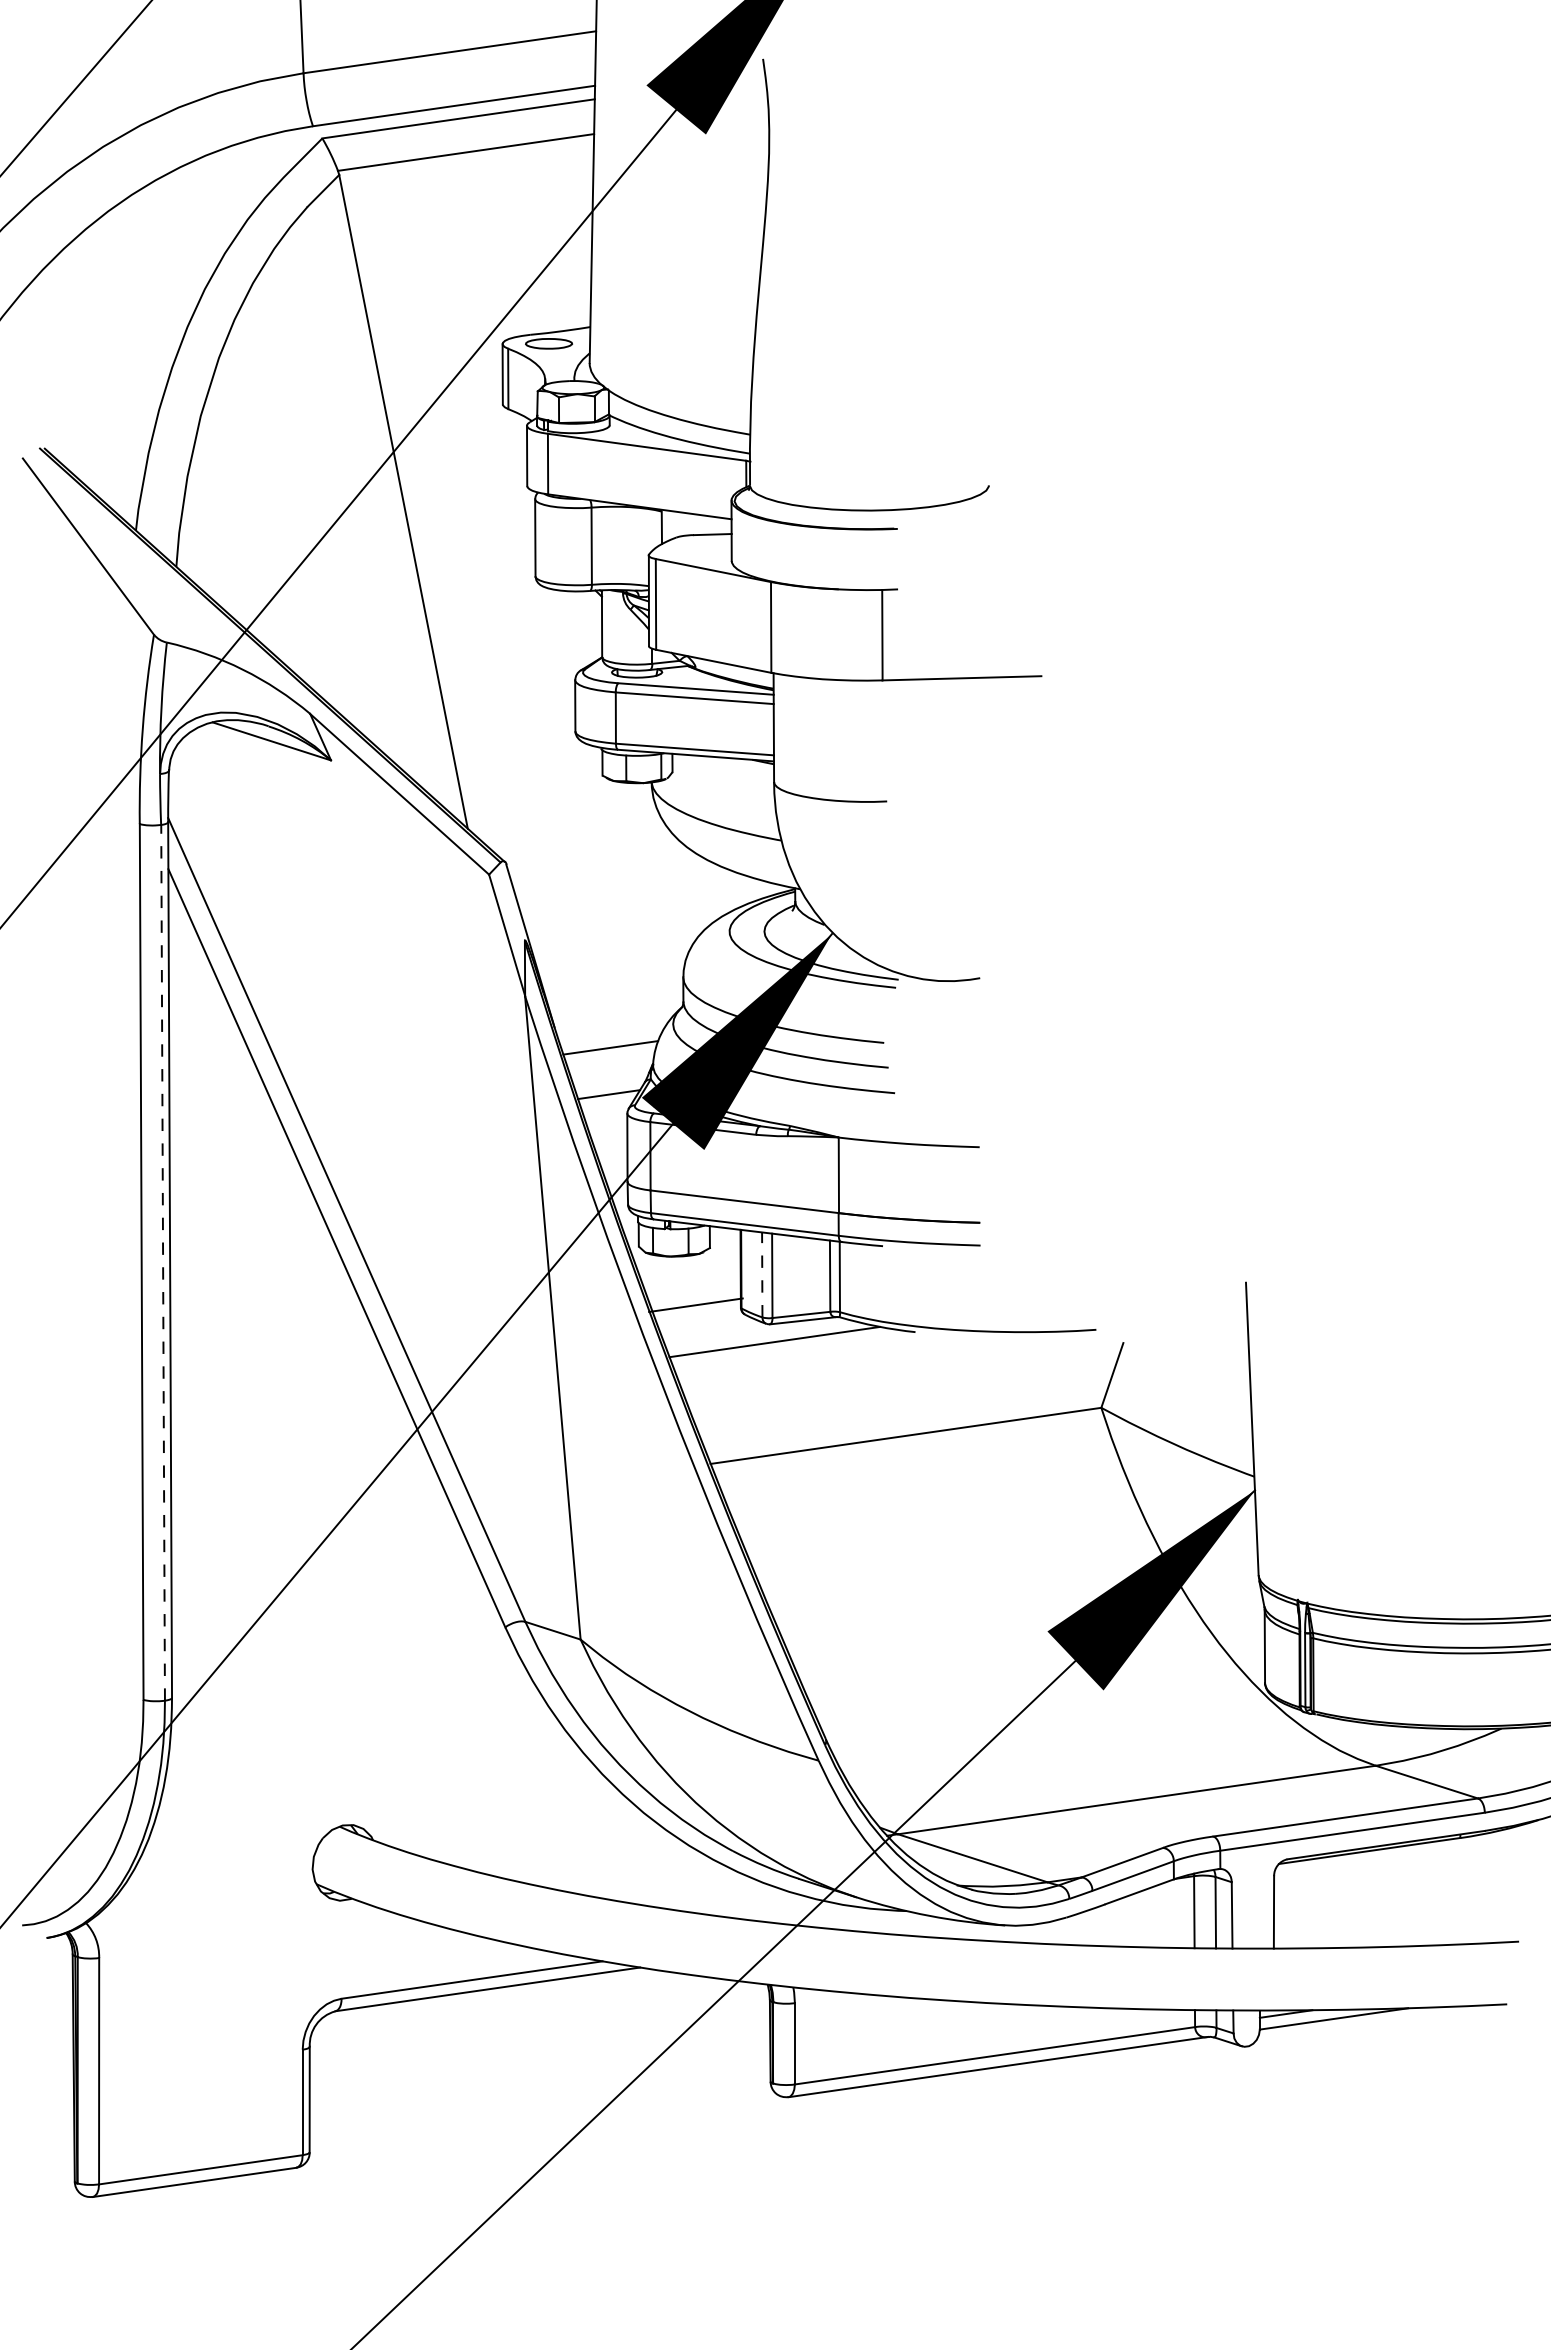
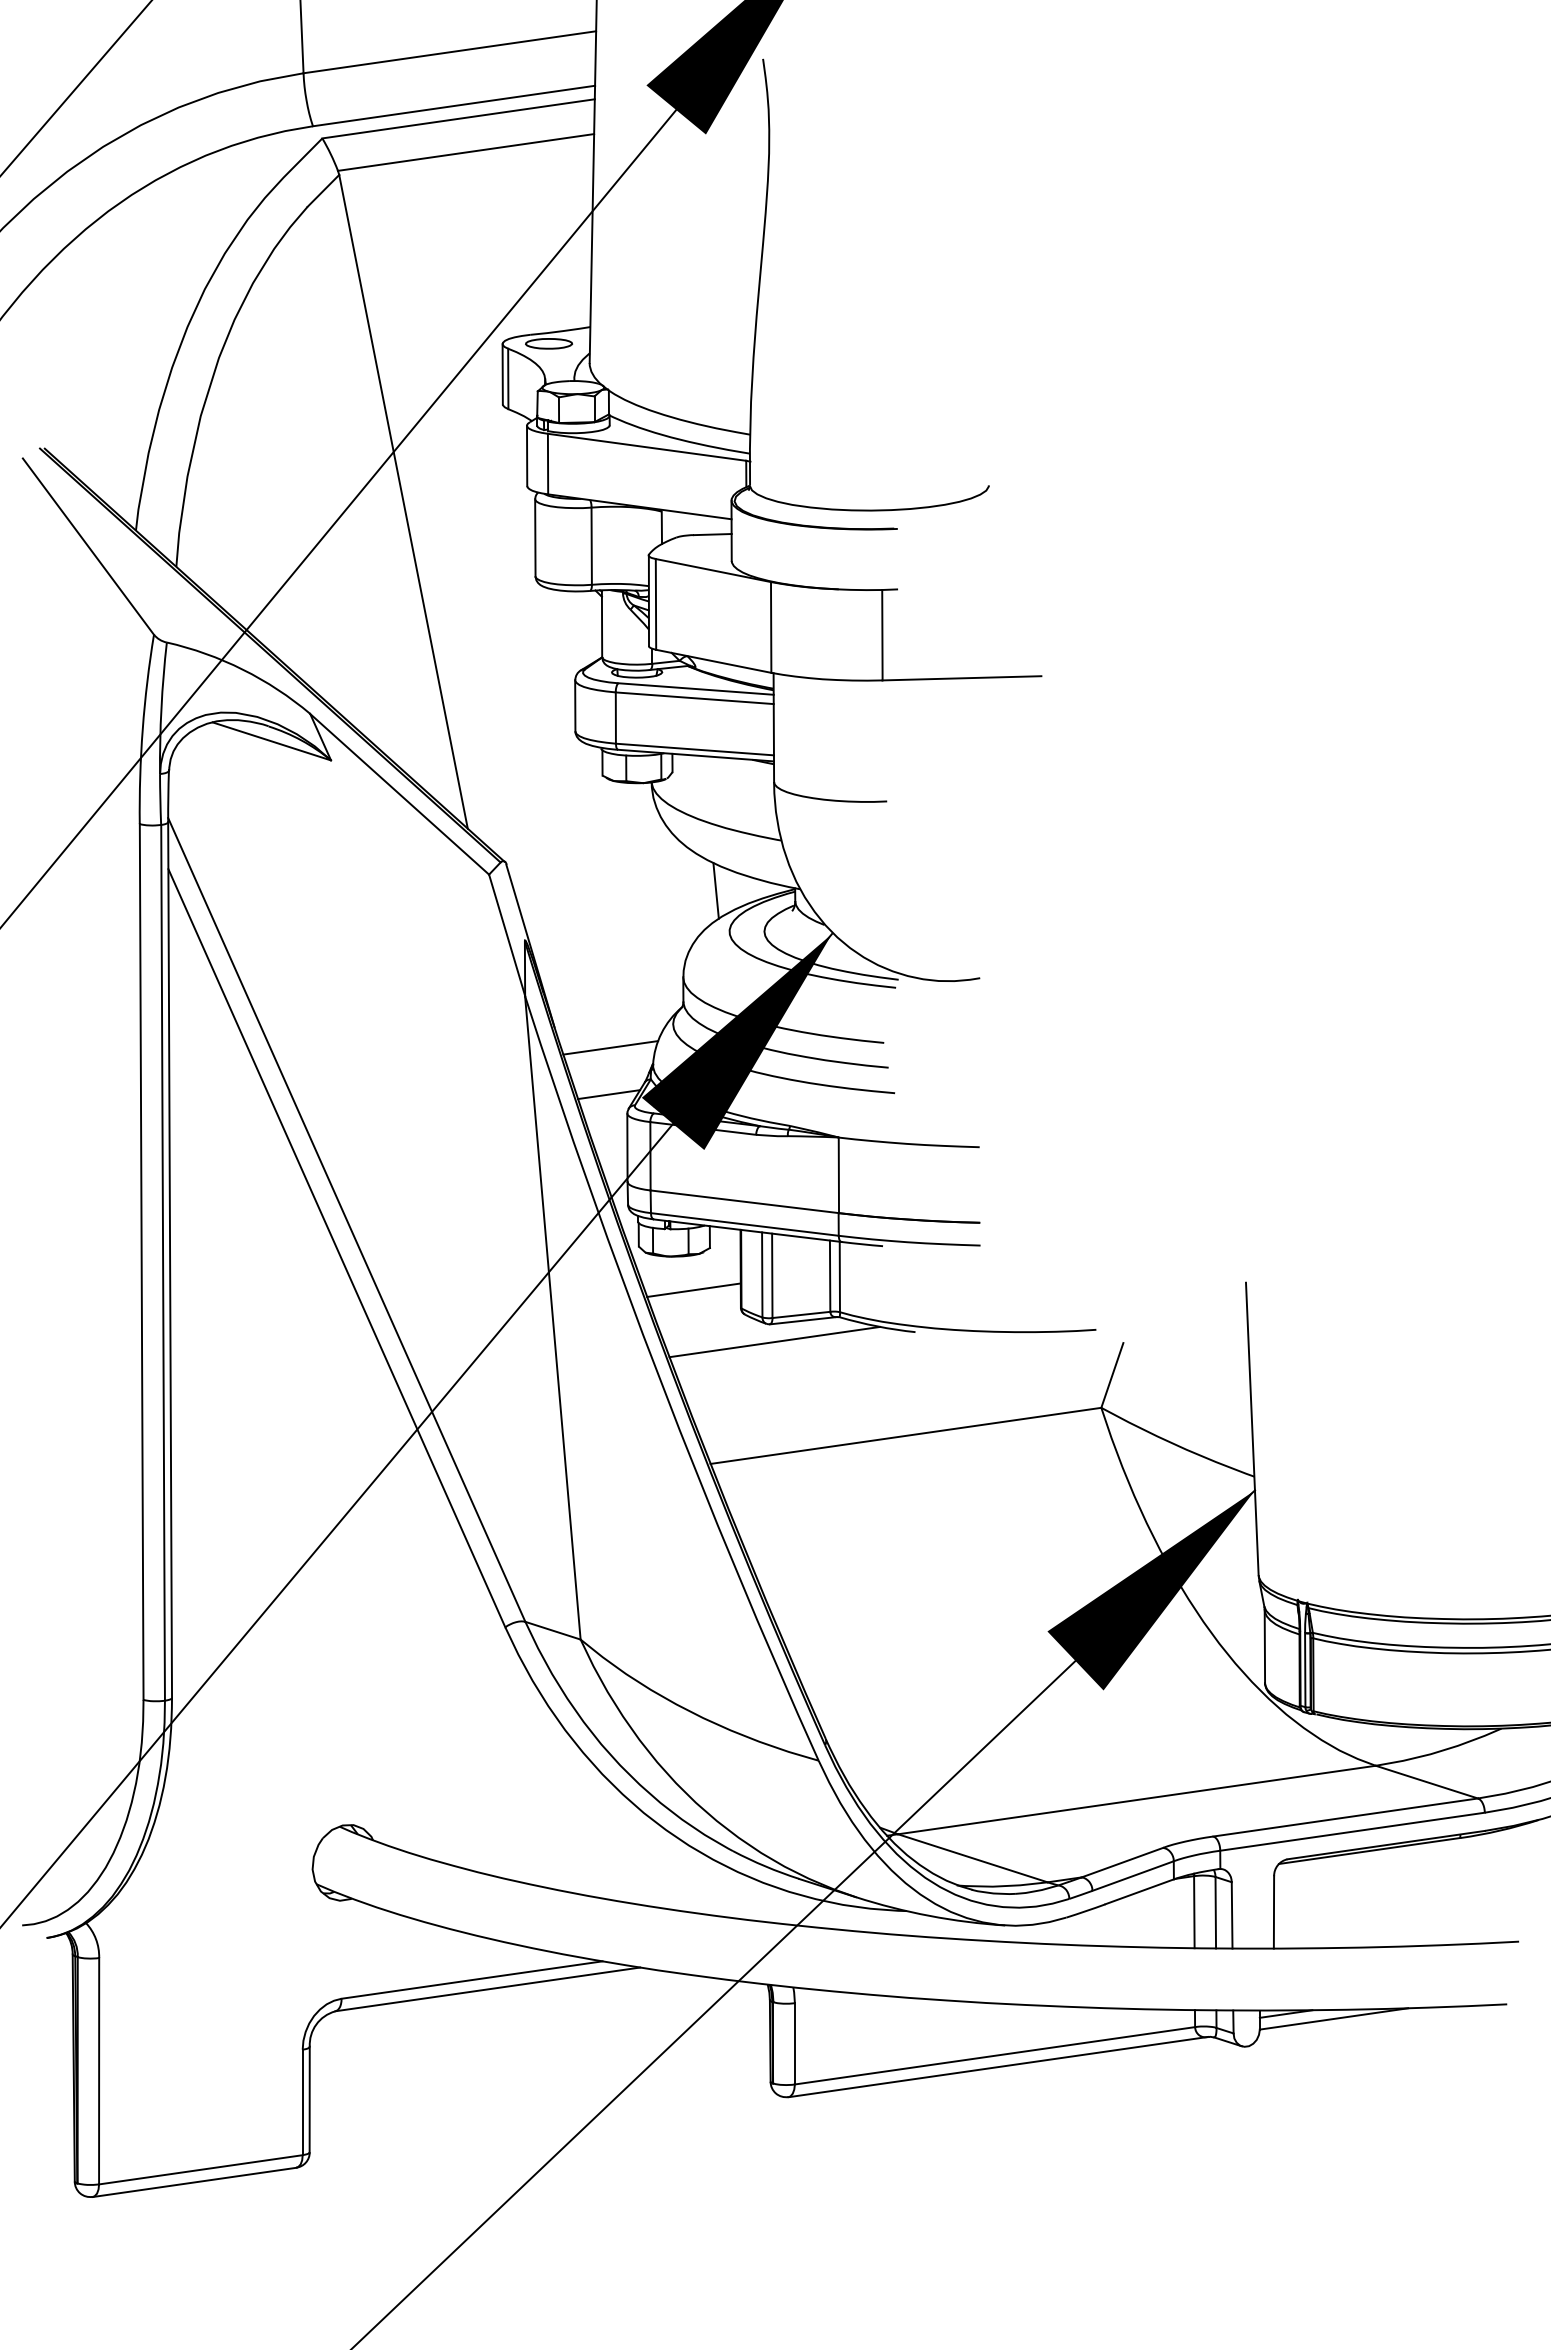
line: none -> present (715, 890)
line: dashed -> solid (163, 1262)
line: dashed -> solid (762, 1274)
line position: (695, 1304) -> (693, 1289) (693, 1289)
